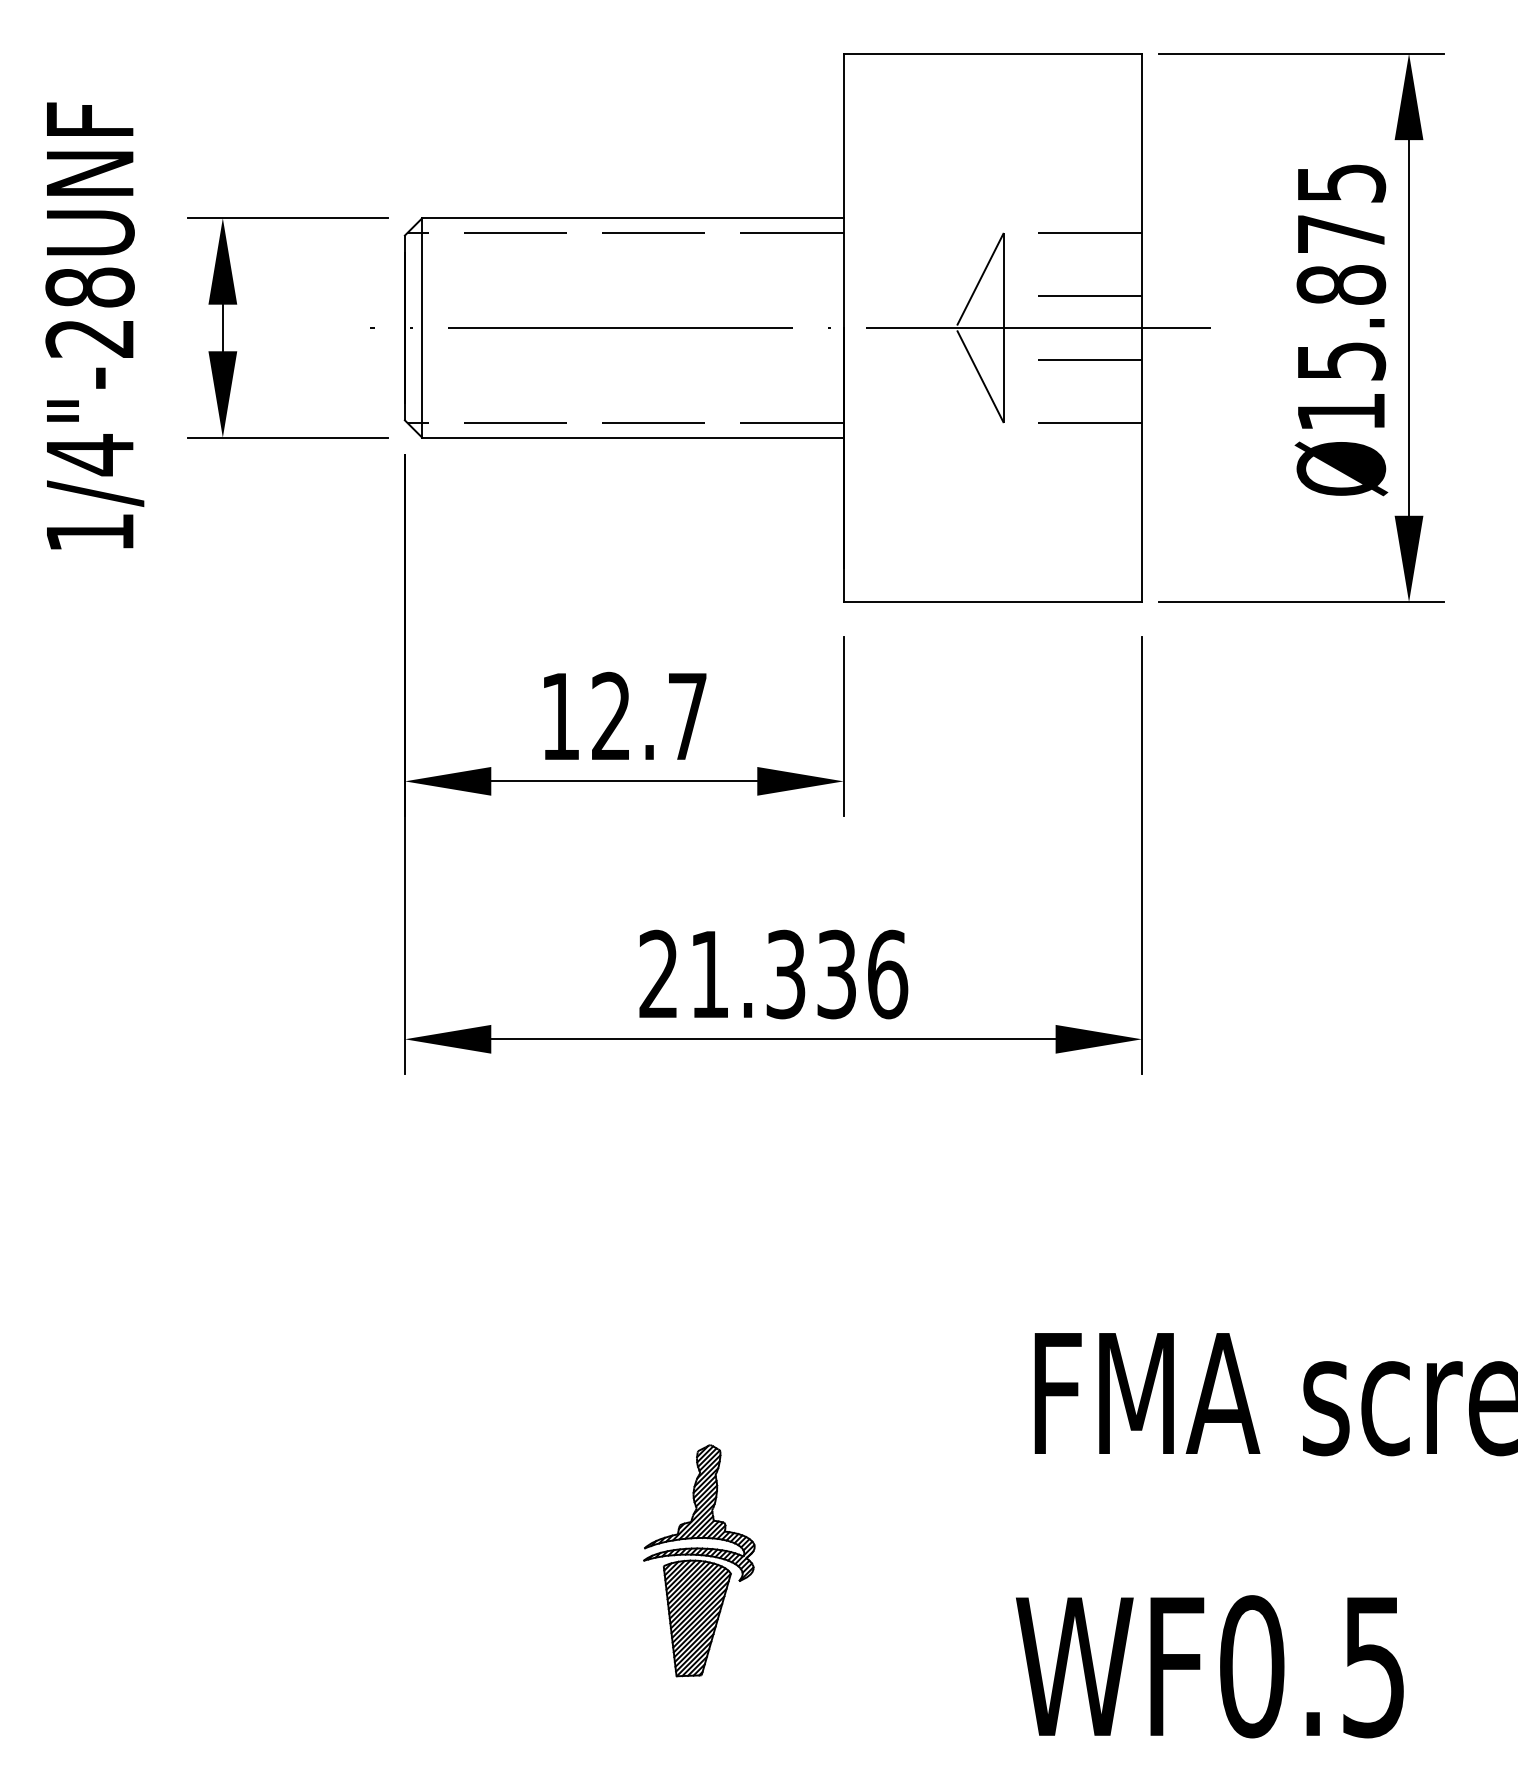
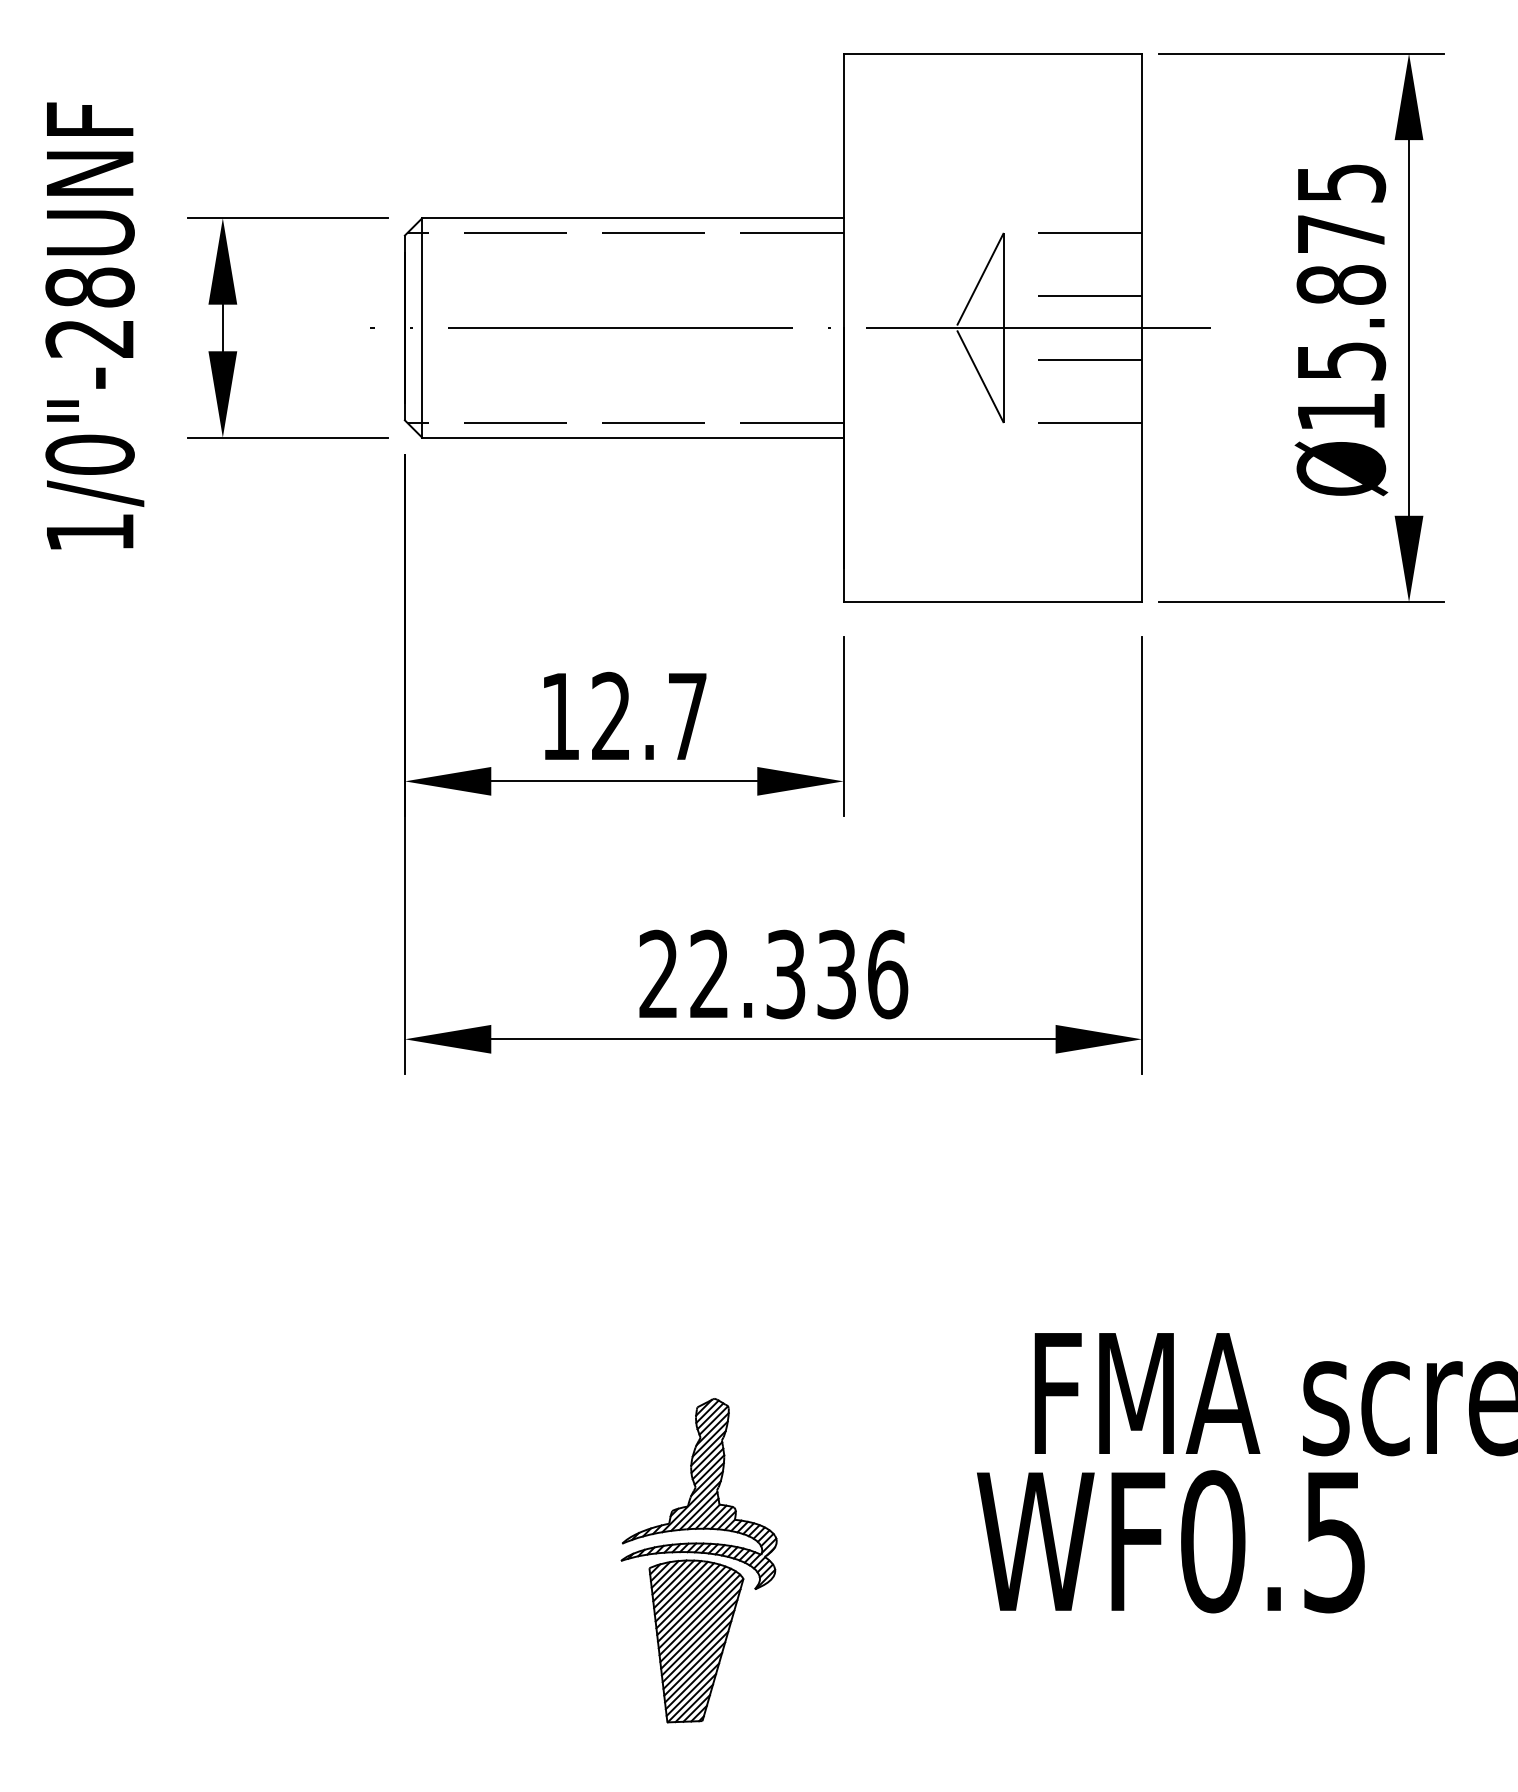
text: 1/4"-28UNF -> 1/0"-28UNF (89, 455)
text: 21.336 -> 22.336 (708, 973)
part size: 113x234 px -> 158x326 px (698, 1560)
text position: (1209, 1666) -> (1170, 1541) (1170, 1541)
